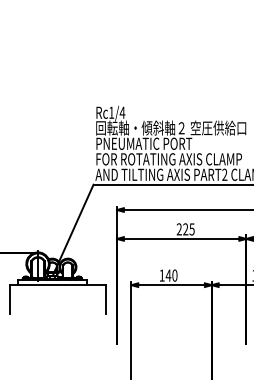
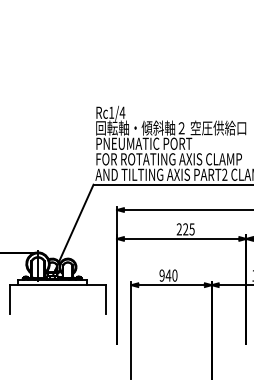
text: 140 -> 940 (161, 275)
